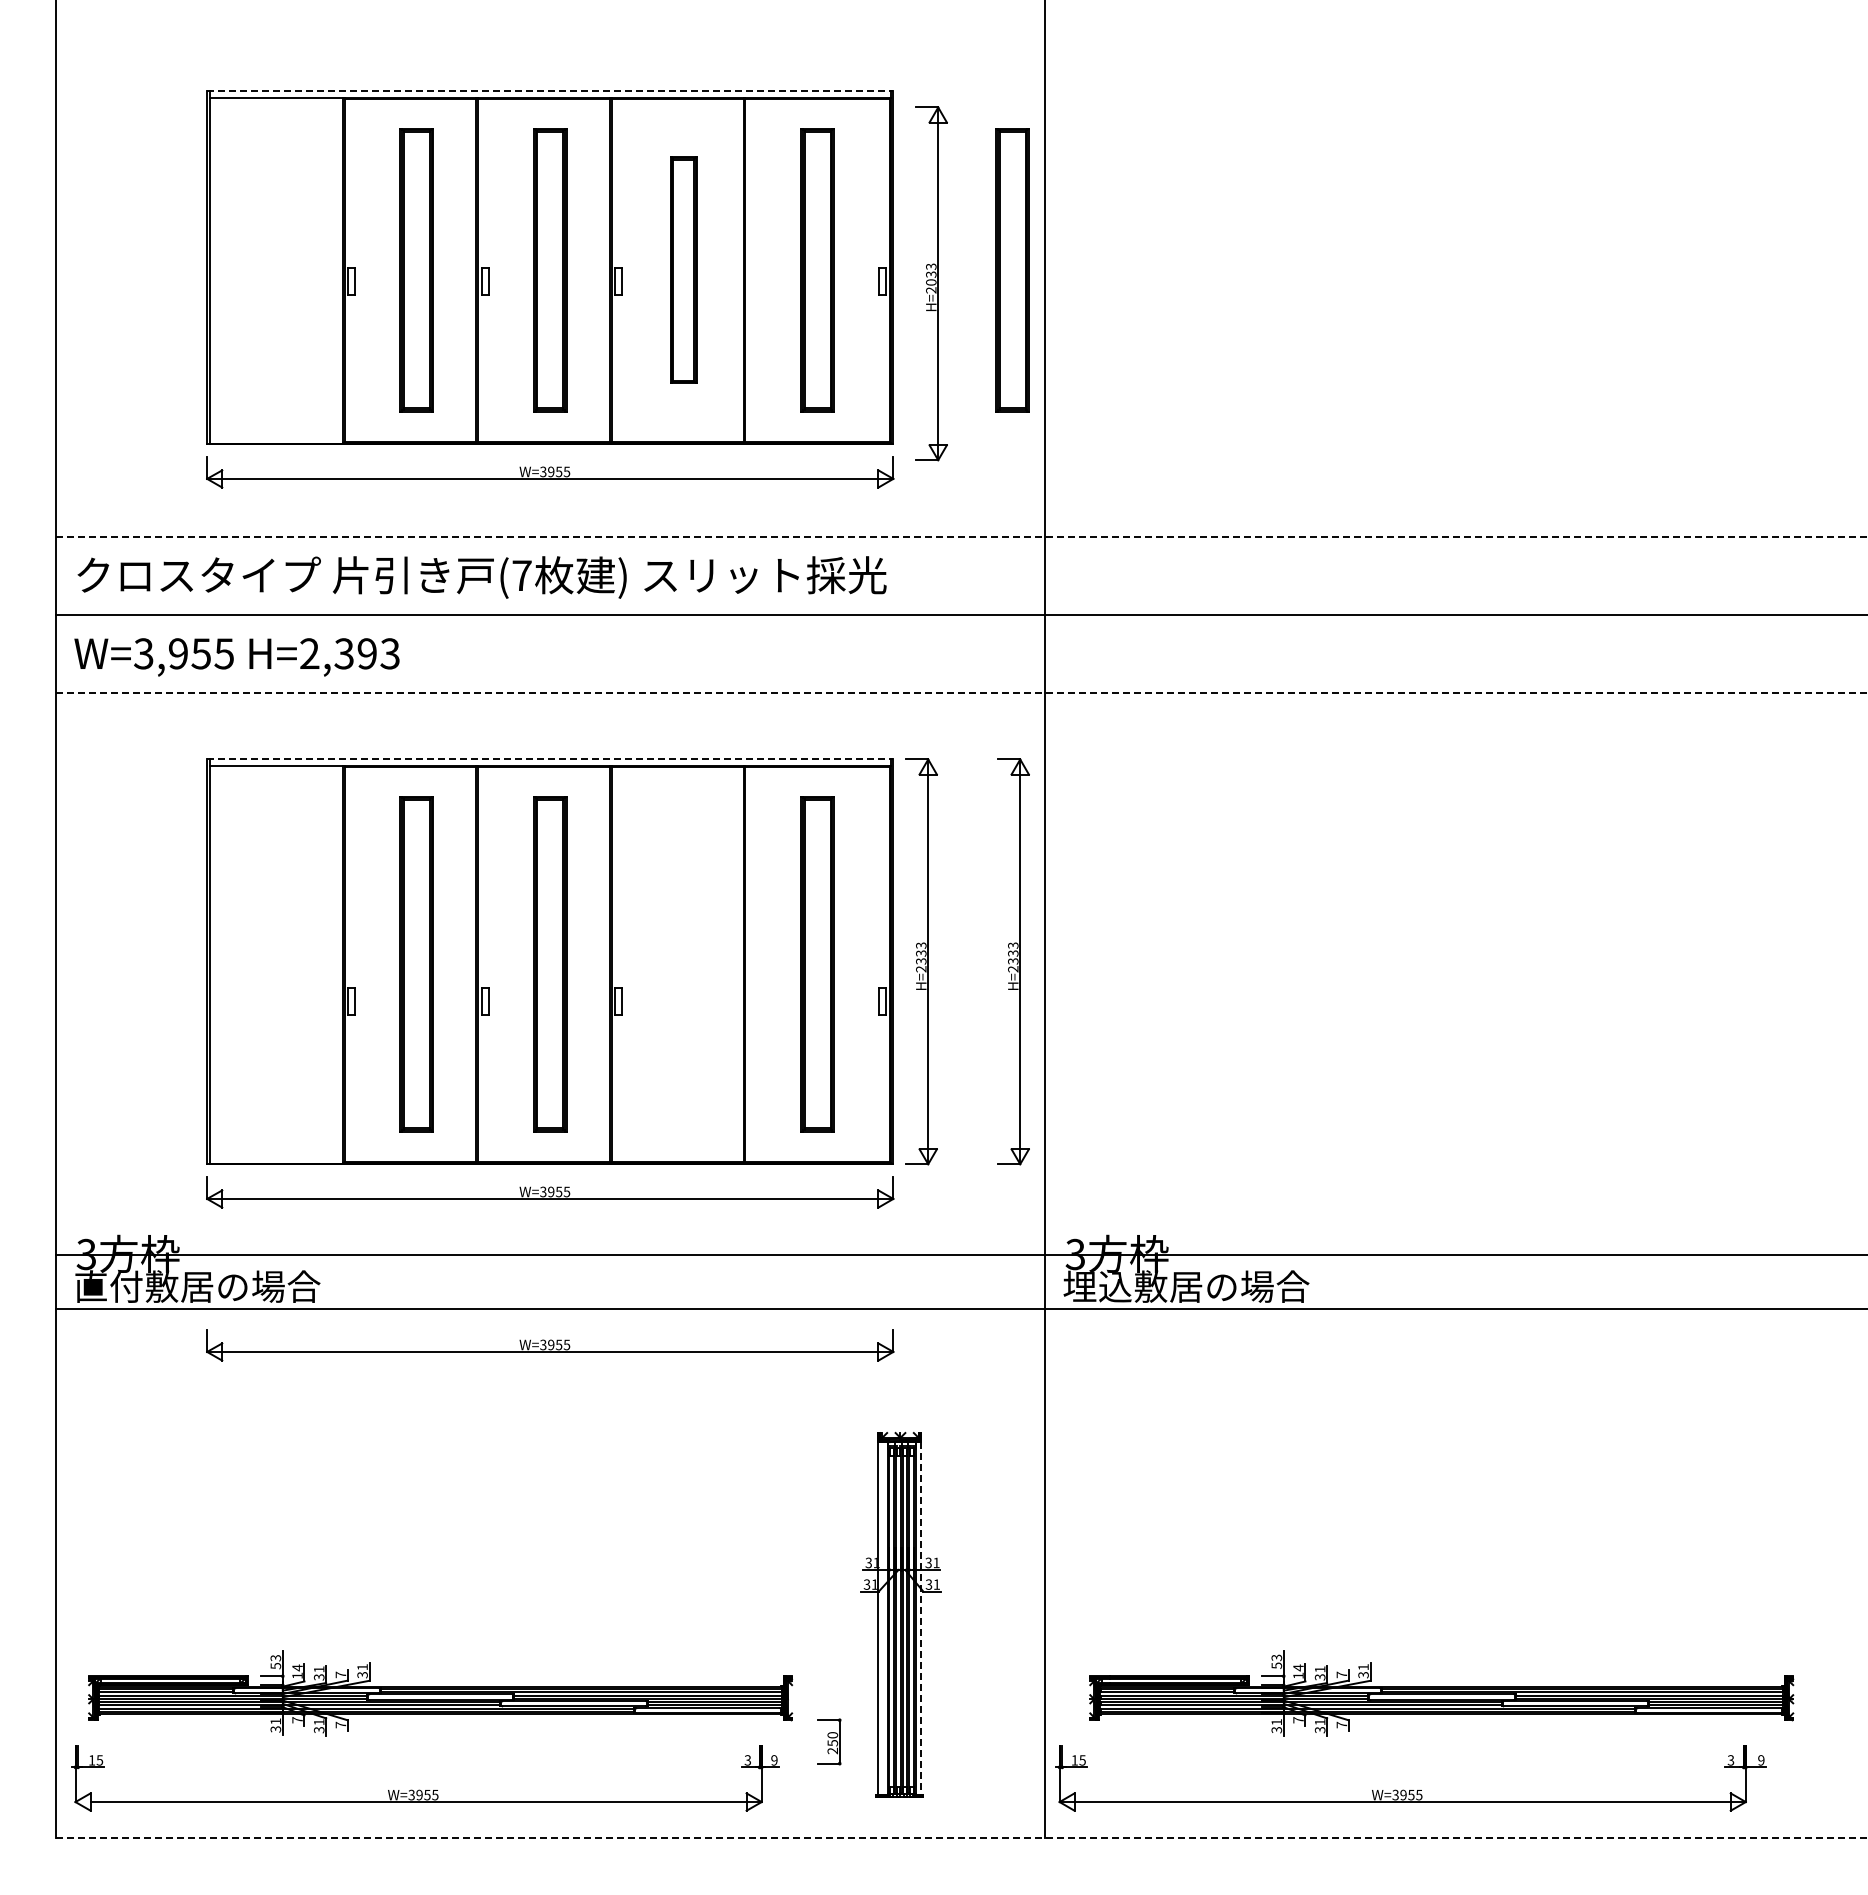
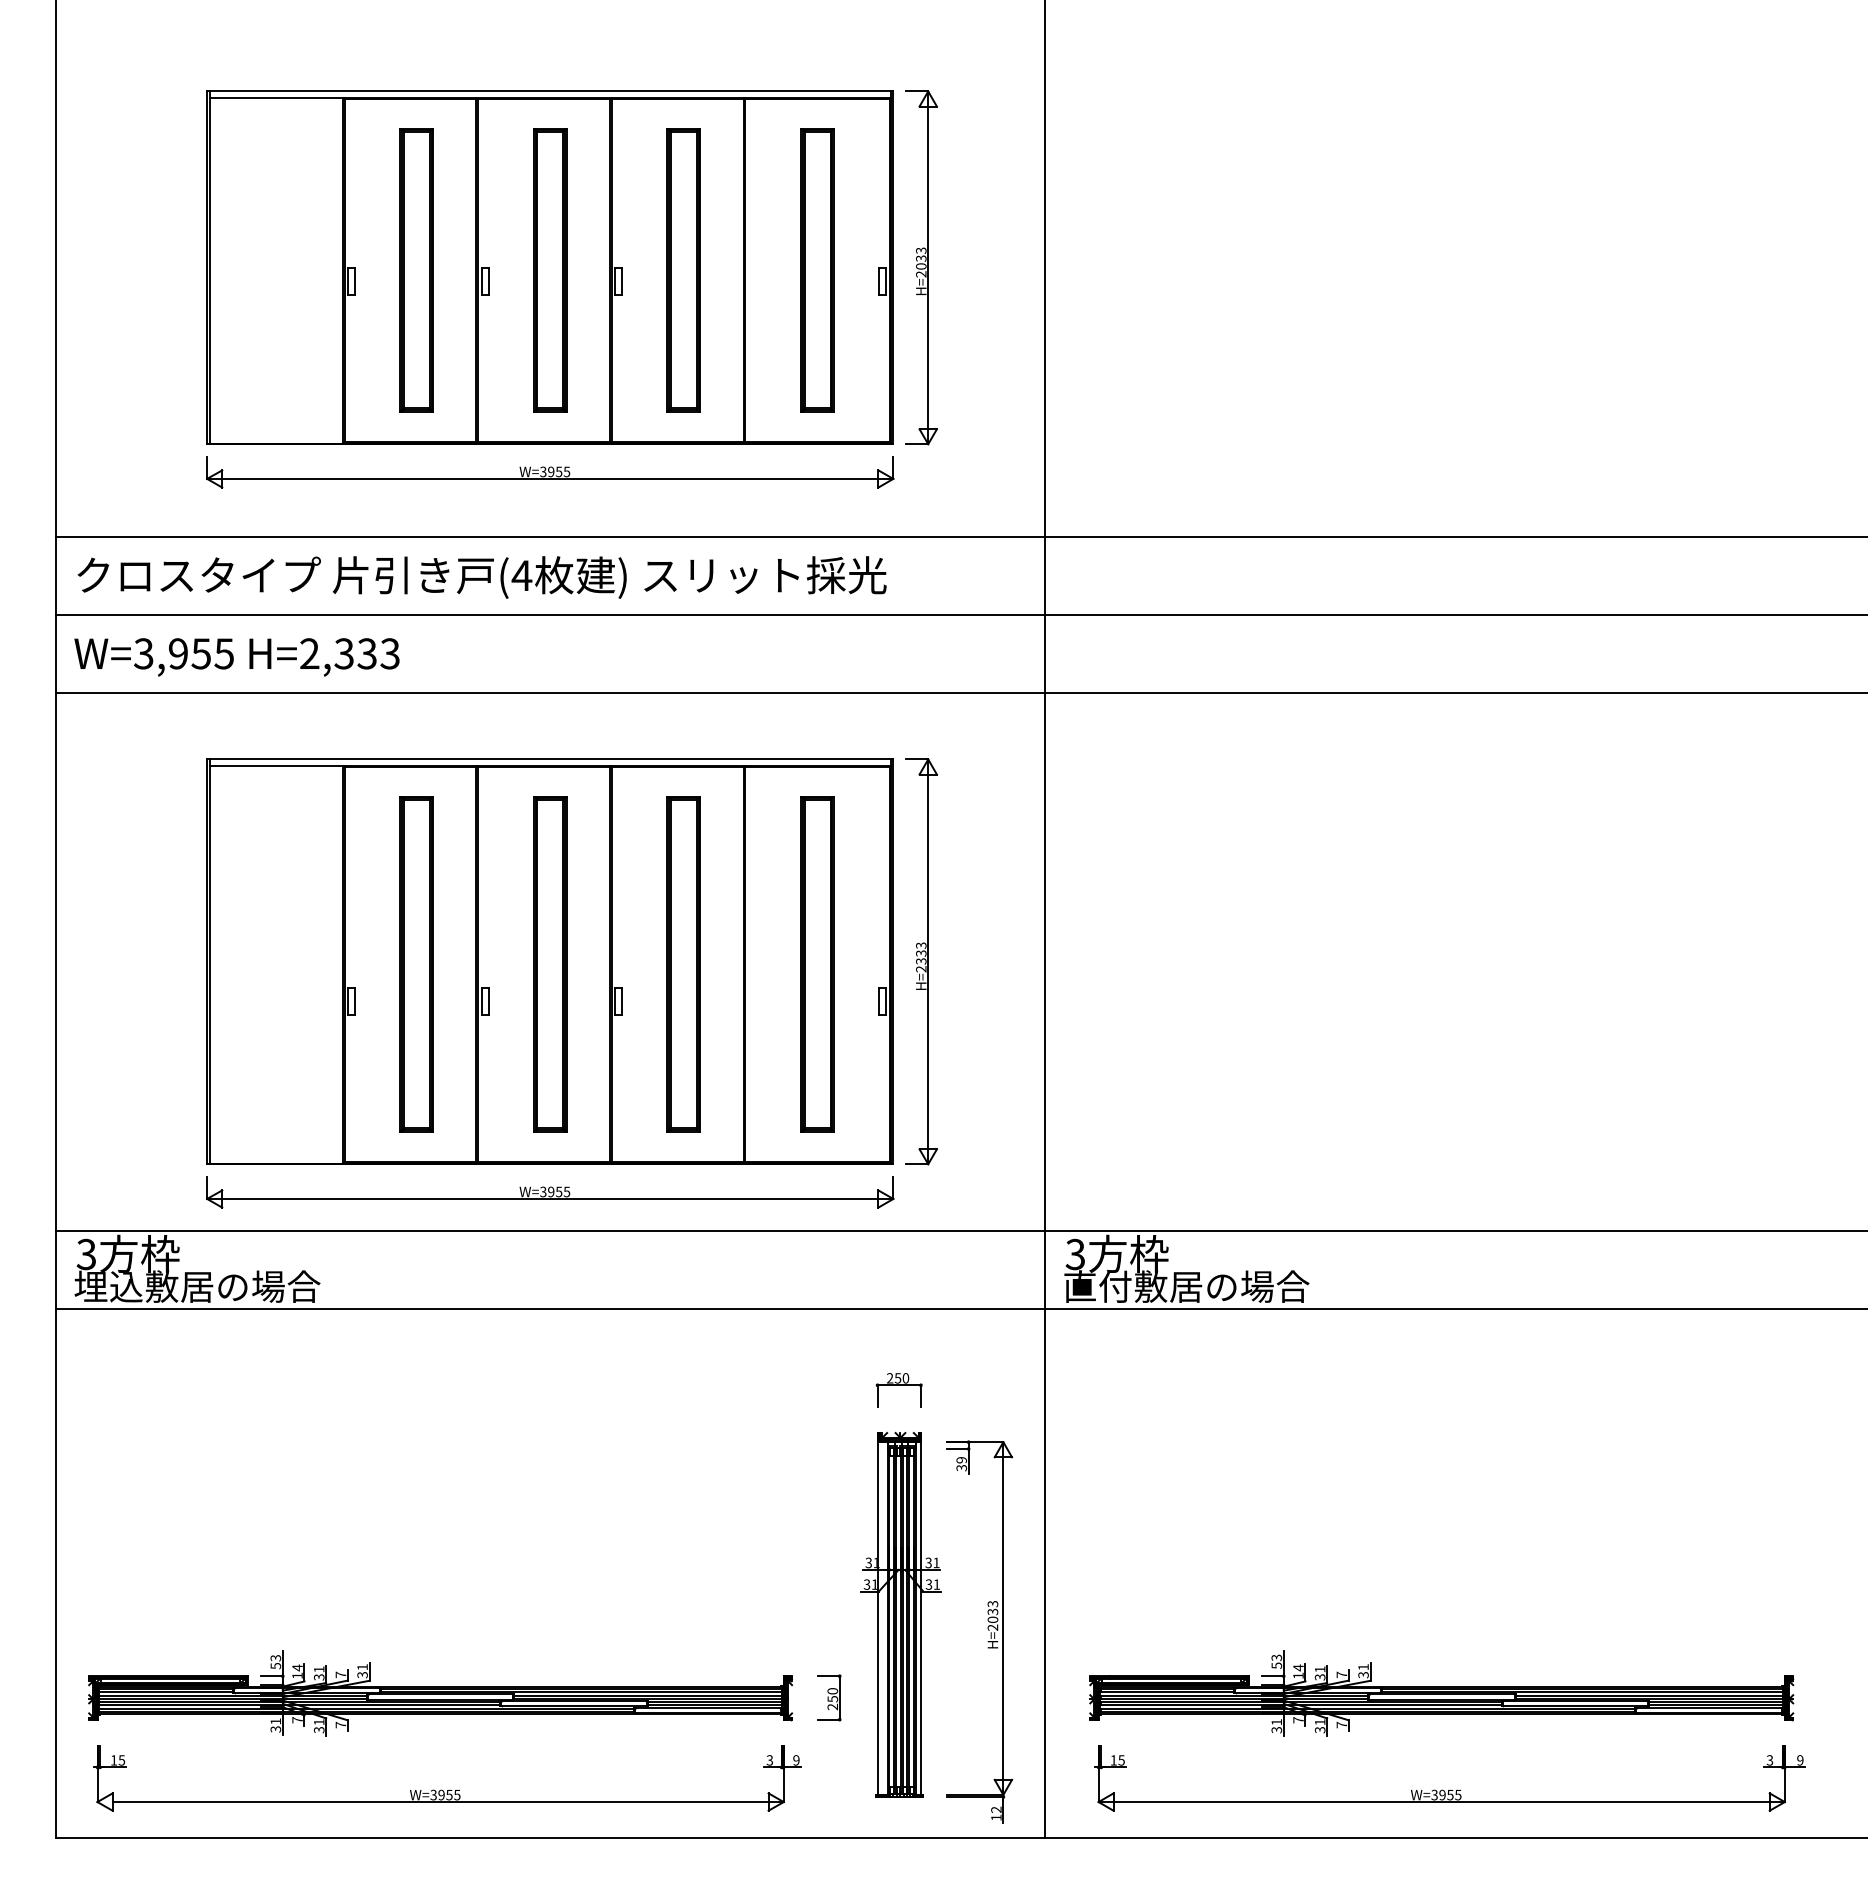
line: dashed -> solid (550, 91)
part size: 28x228 px -> 35x285 px (683, 270)
part: present -> none (1012, 270)
part position: (931, 283) -> (921, 267) (921, 267)
line: dashed -> solid (961, 536)
text: (7 -> (4 (521, 575)
text: H=2,393 -> H=2,333 (366, 653)
line: dashed -> solid (961, 693)
line: dashed -> solid (550, 759)
part: present -> none (1013, 961)
part: none -> present (683, 964)
line position: (959, 1254) -> (959, 1230) (959, 1230)
text: 直付敷居の場合 -> 埋込敷居の場合 (108, 1286)
text: 埋込敷居の場合 -> 直付敷居の場合 (1097, 1286)
part: present -> none (550, 1345)
part: none -> present (898, 1390)
line: dashed -> solid (920, 1618)
part: none -> present (987, 1628)
part position: (829, 1741) -> (829, 1697) (829, 1697)
part position: (425, 1790) -> (447, 1790) (447, 1790)
part position: (1410, 1790) -> (1449, 1790) (1449, 1790)
line: dashed -> solid (961, 1838)
